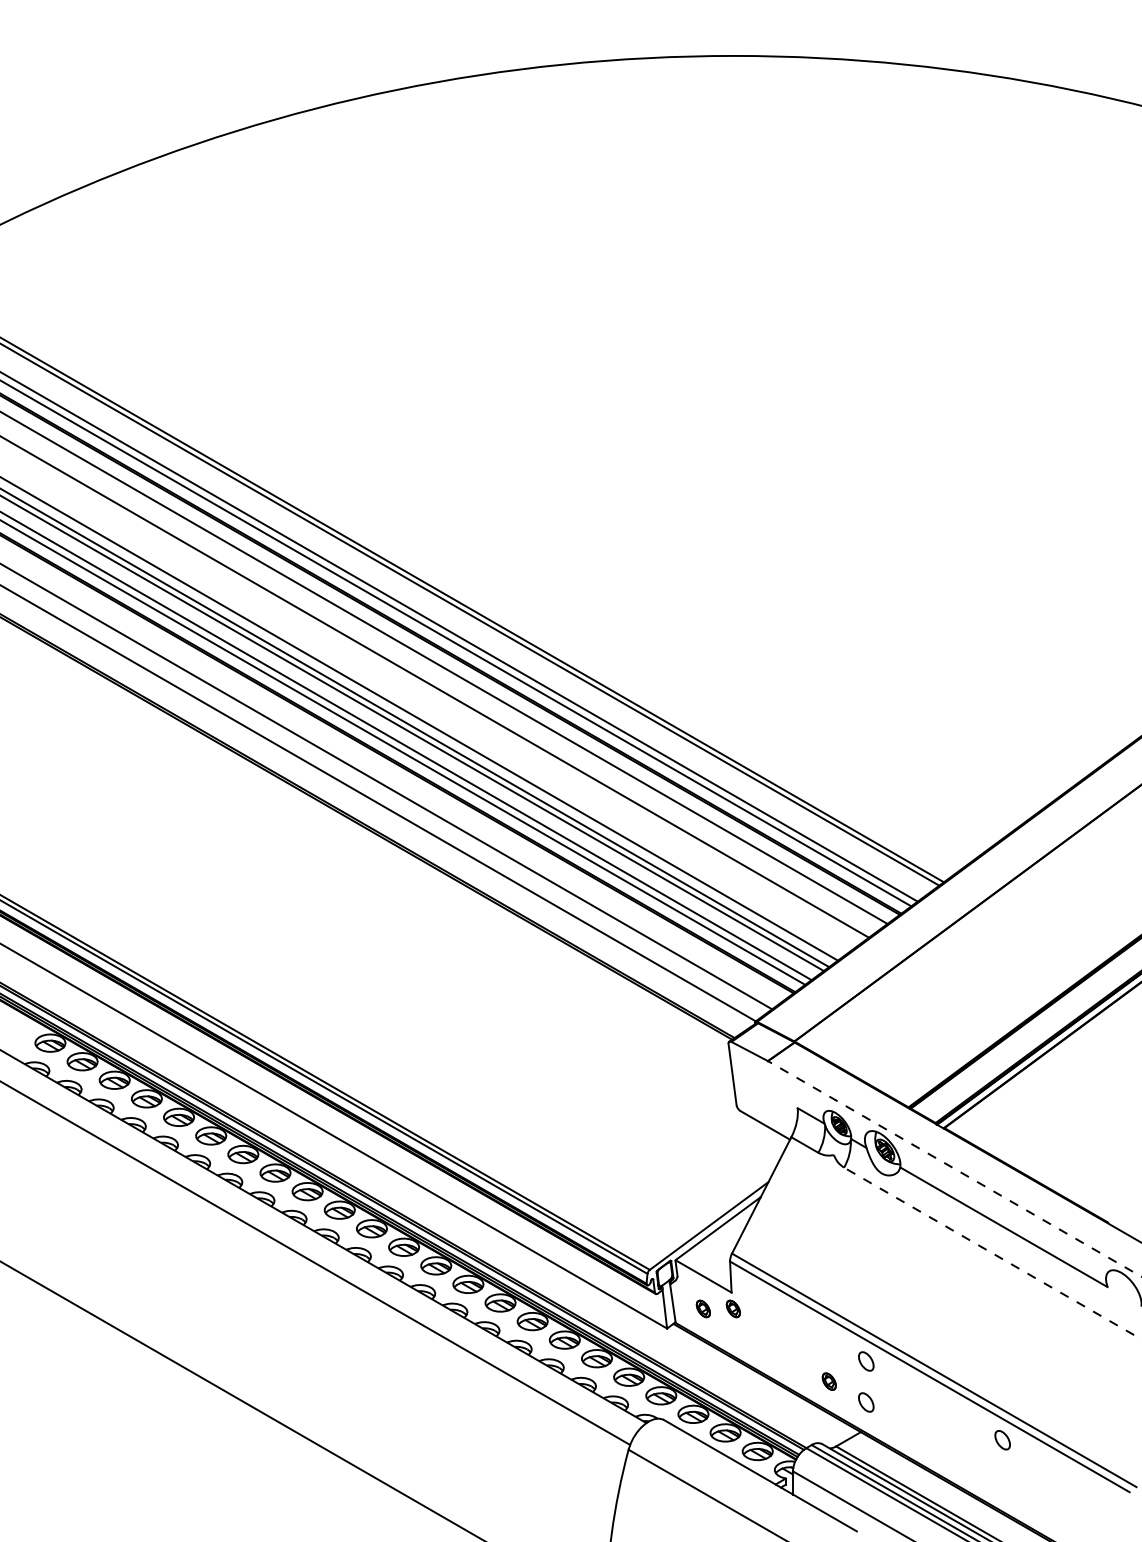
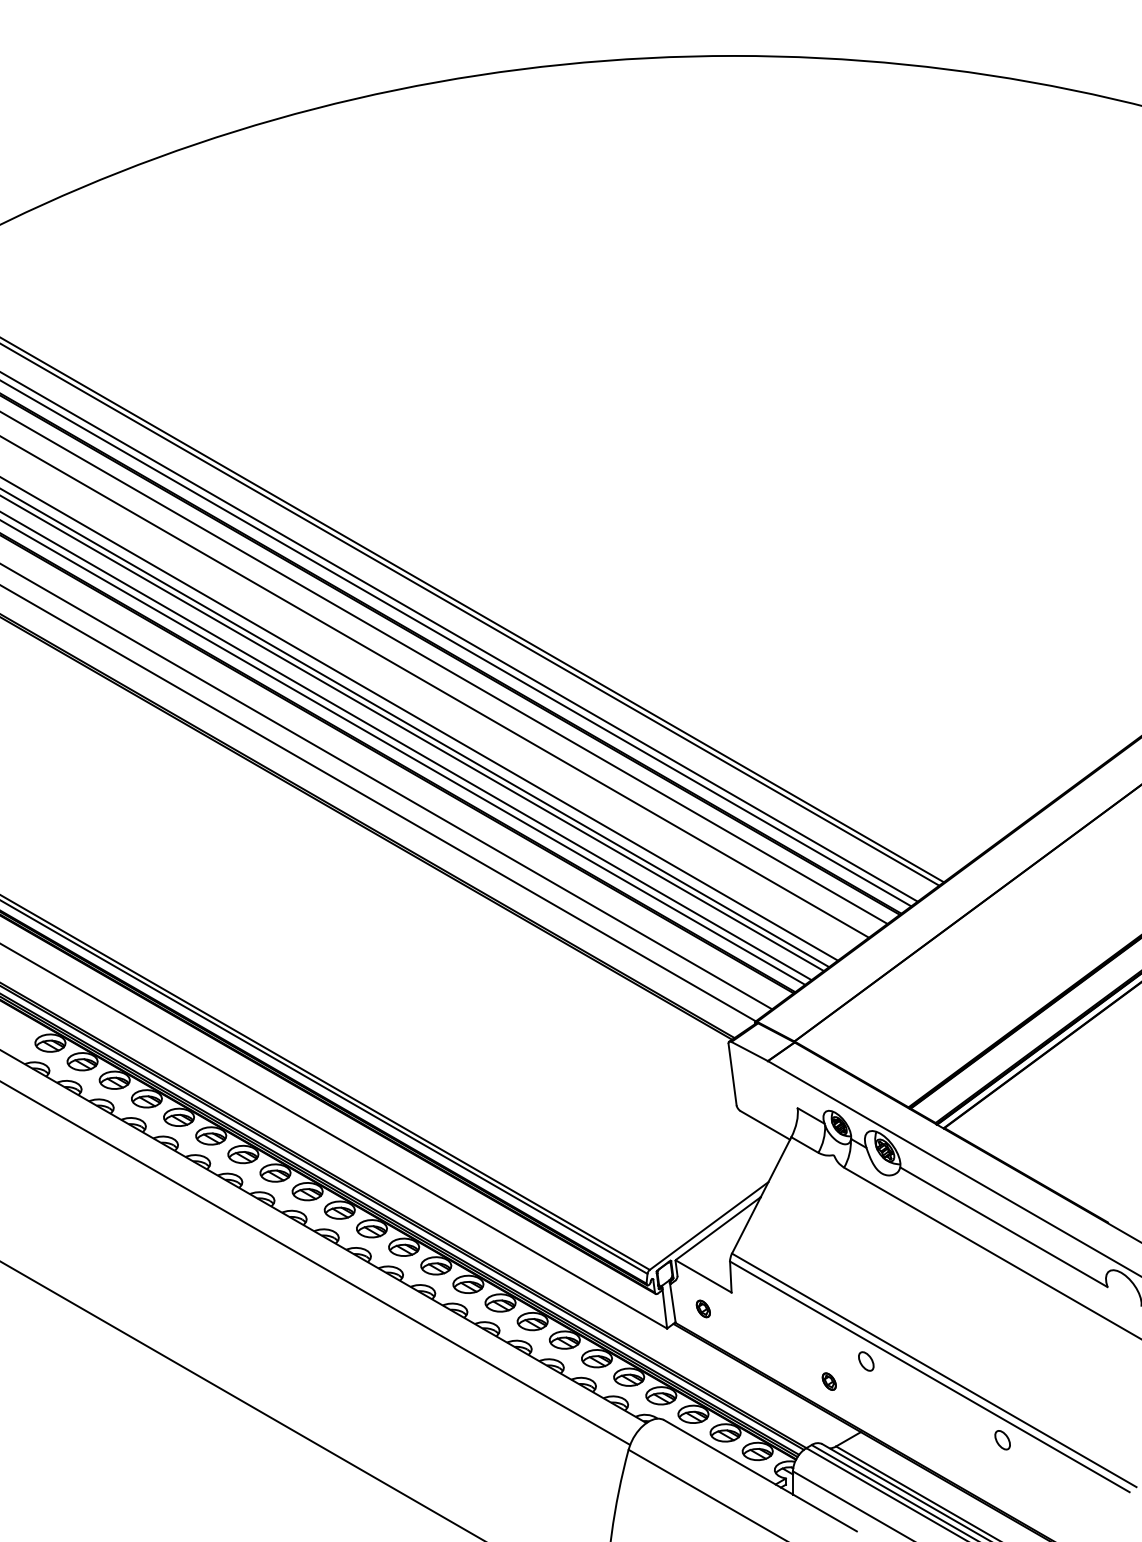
line: dashed -> solid (954, 1168)
line: dashed -> solid (993, 1253)
part: present -> none (732, 1308)
part: present -> none (866, 1402)
